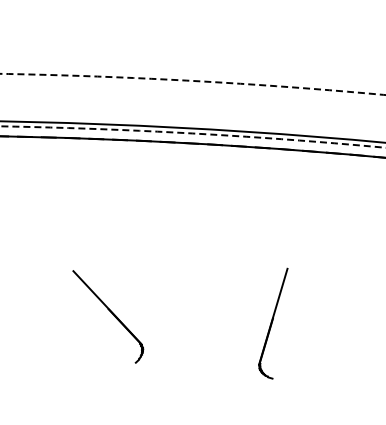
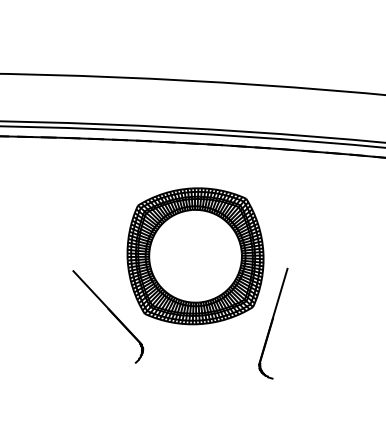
arc: dashed -> solid (191, 80)
line: dashed -> solid (192, 133)
part: none -> present (195, 256)
